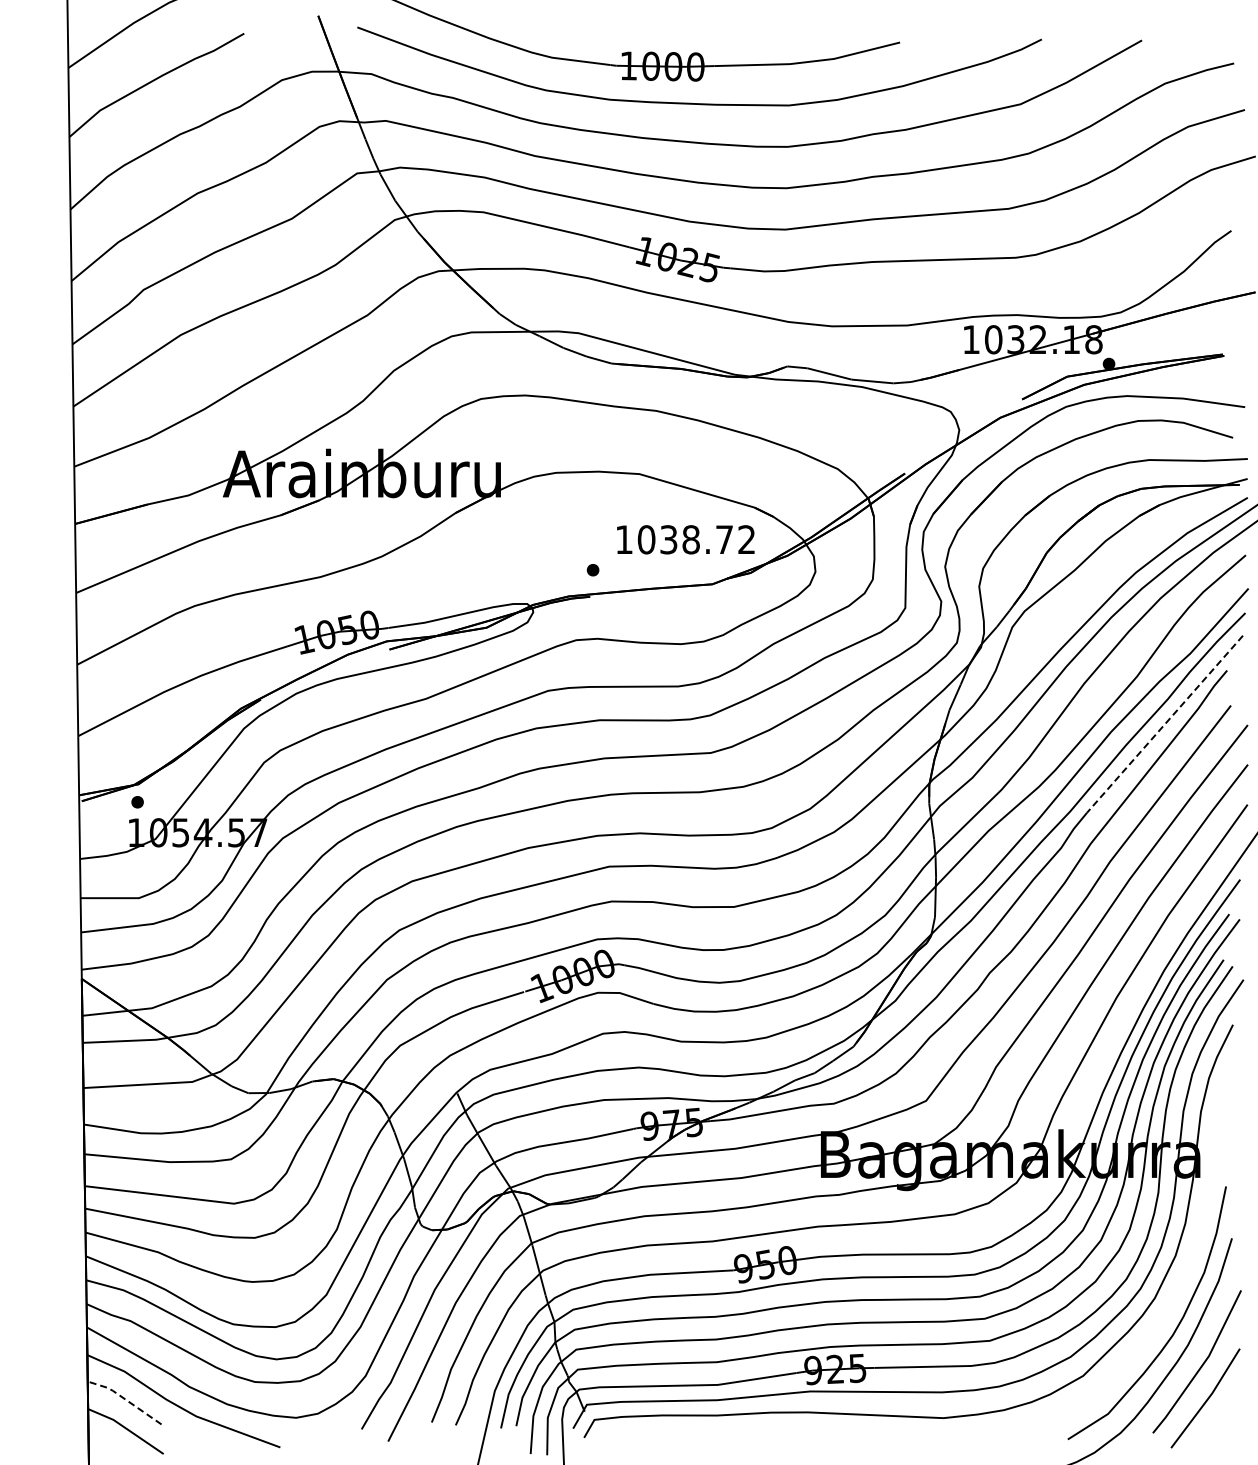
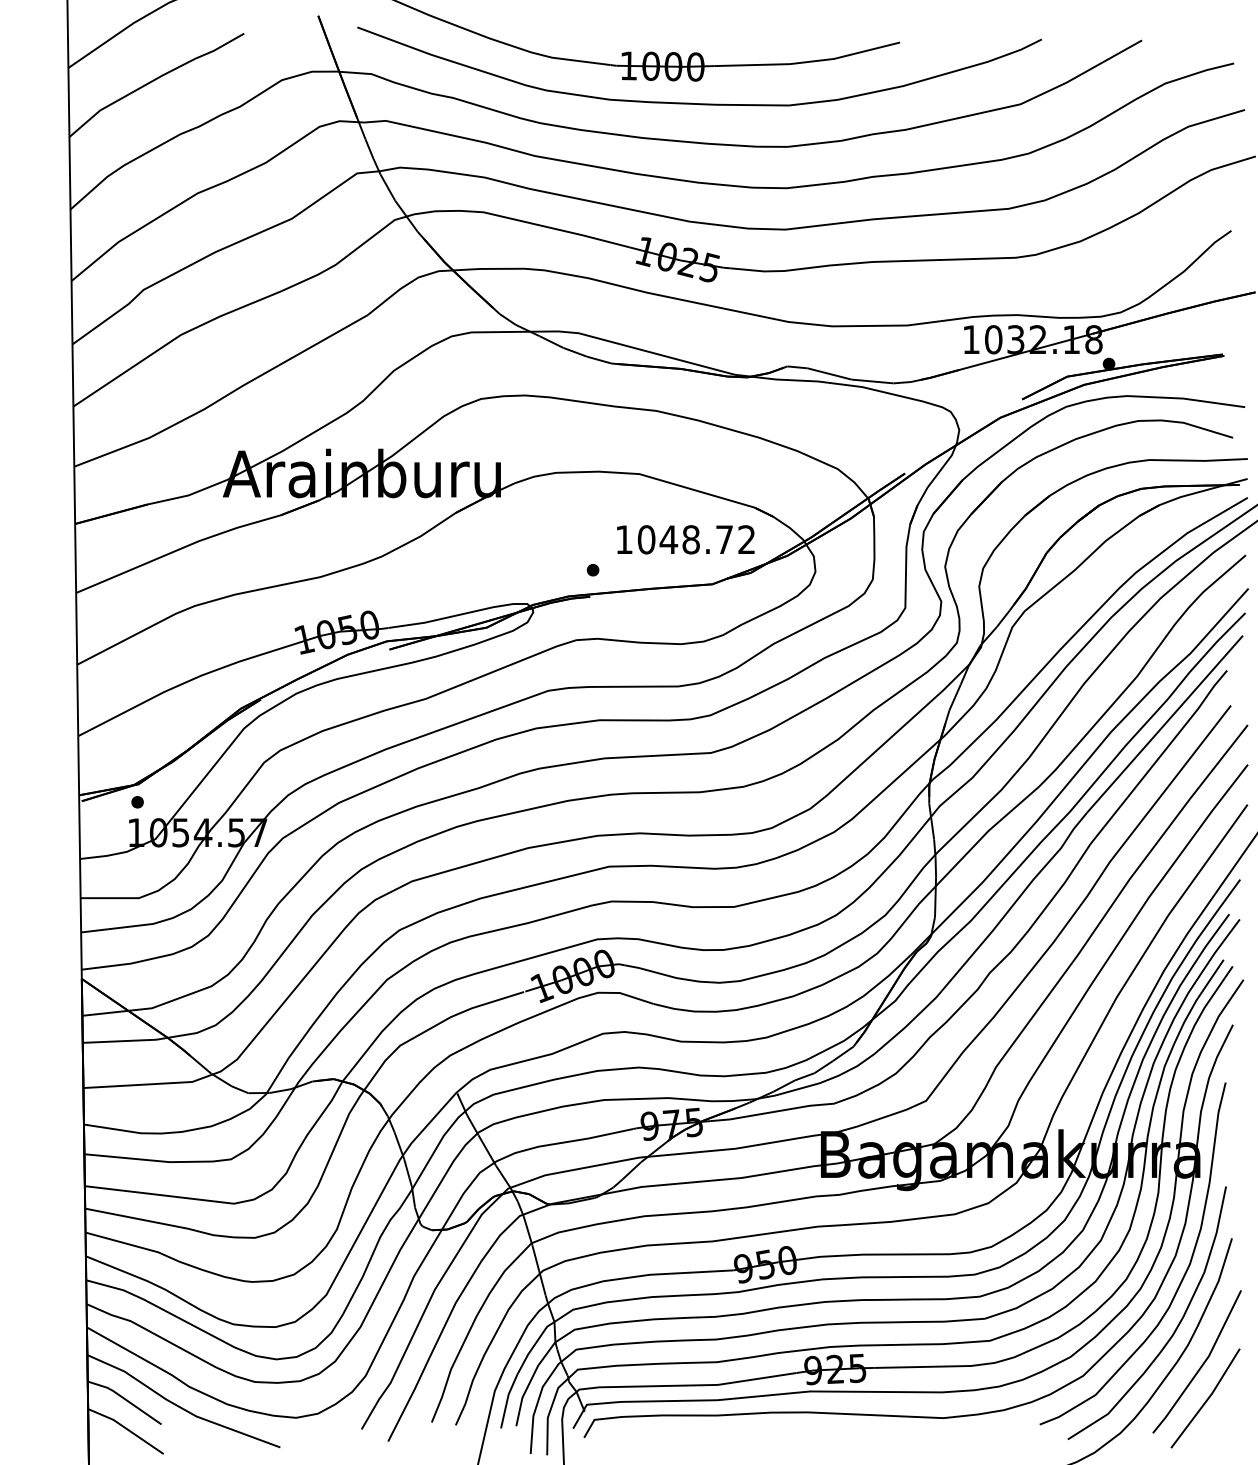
text: 1038.72 -> 1048.72 (668, 539)
line: dashed -> solid (1165, 724)
curve: none -> present (1182, 1277)
line: dashed -> solid (125, 1399)
